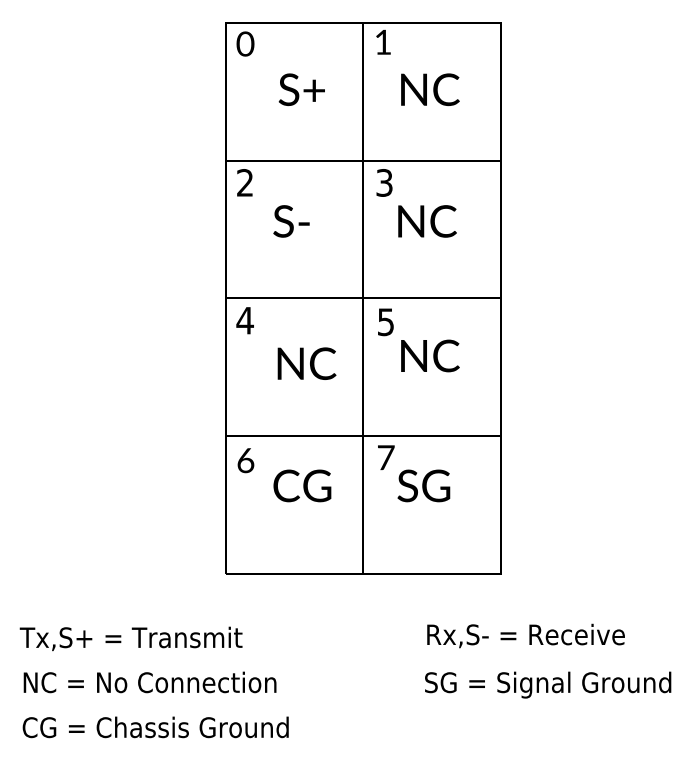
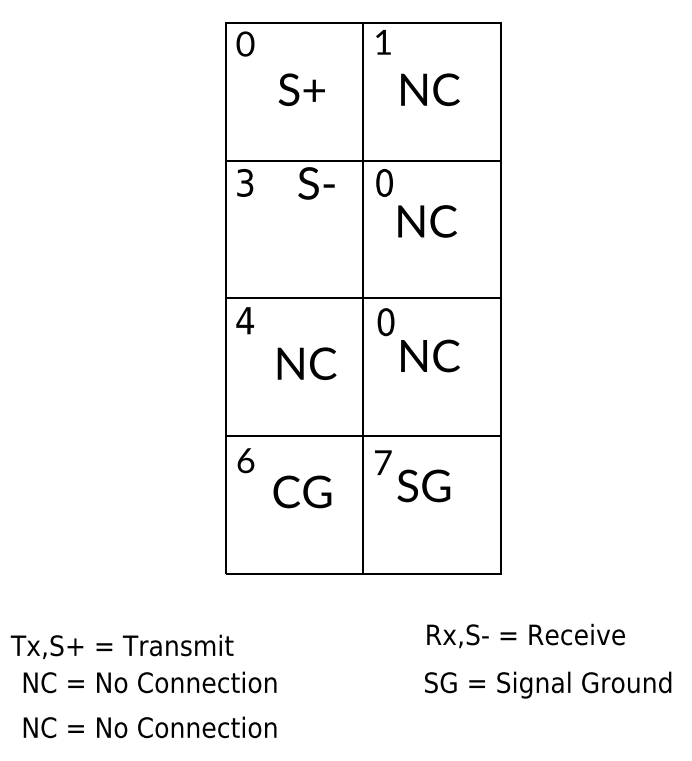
text: 2 -> 3 (245, 182)
text: 3 -> 0 (384, 182)
text position: (291, 221) -> (316, 183) (316, 183)
text: 5 -> 0 (385, 322)
text position: (386, 457) -> (383, 462) (383, 462)
text position: (302, 485) -> (302, 491) (302, 491)
text position: (130, 638) -> (121, 646) (121, 646)
text: CG = Chassis Ground -> NC = No Connection (155, 727)
